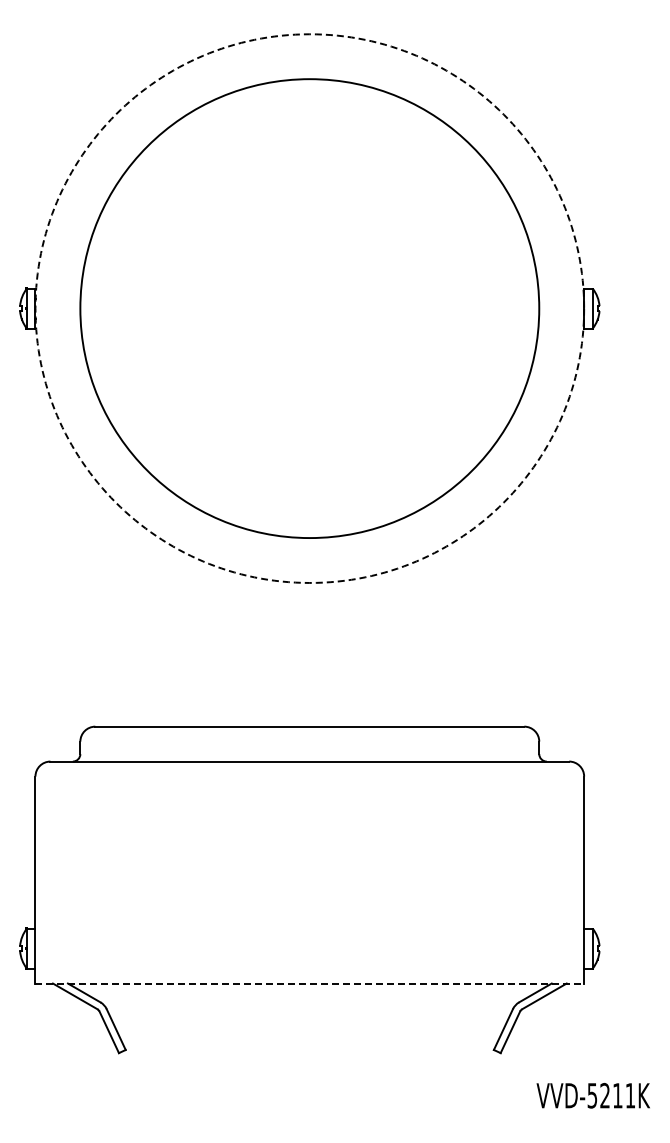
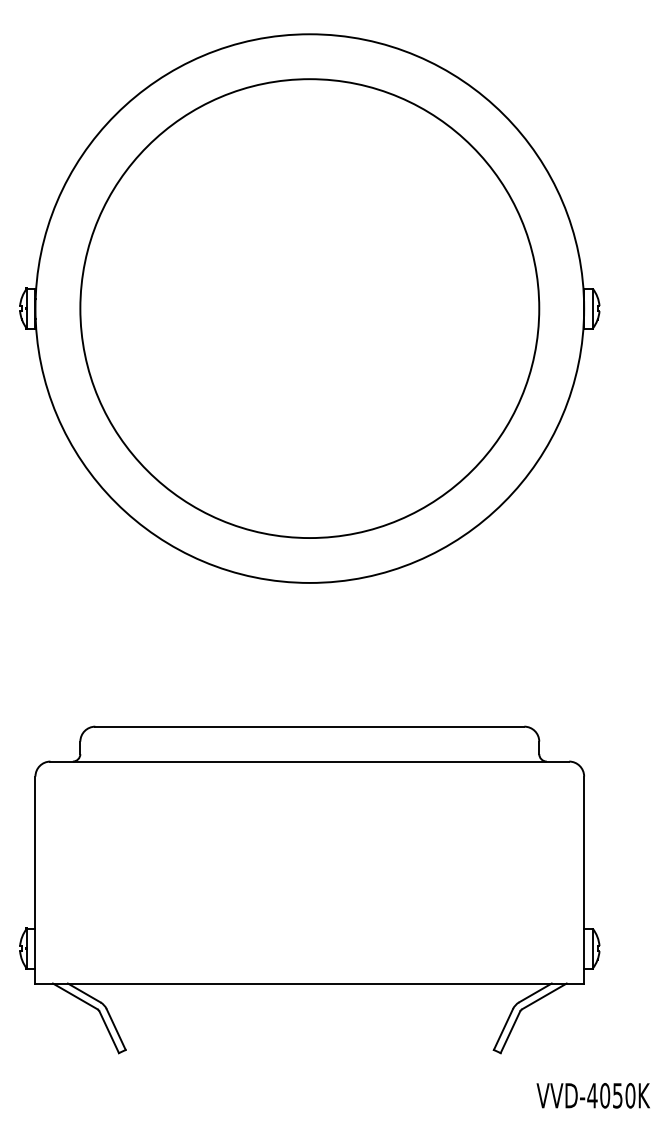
circle: dashed -> solid (309, 308)
line: dashed -> solid (310, 983)
text: VVD-5211K -> VVD-4050K (611, 1095)
